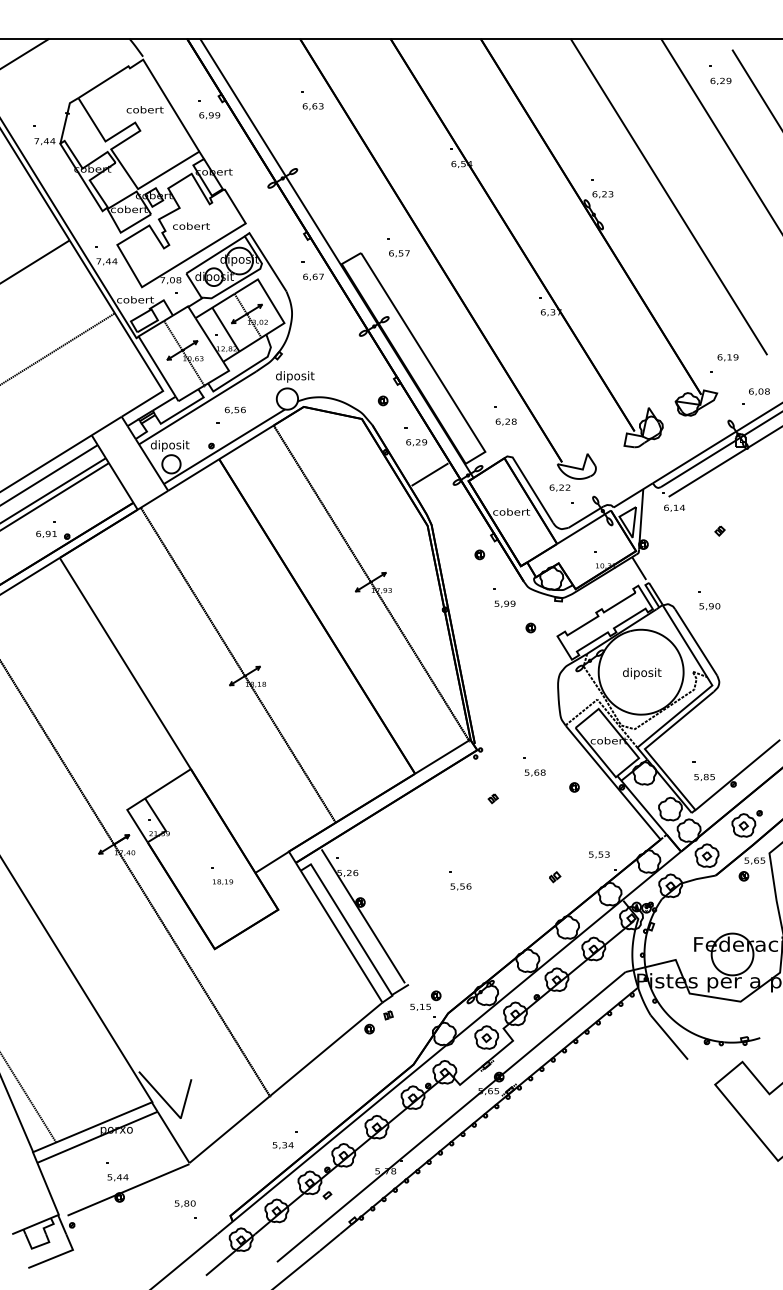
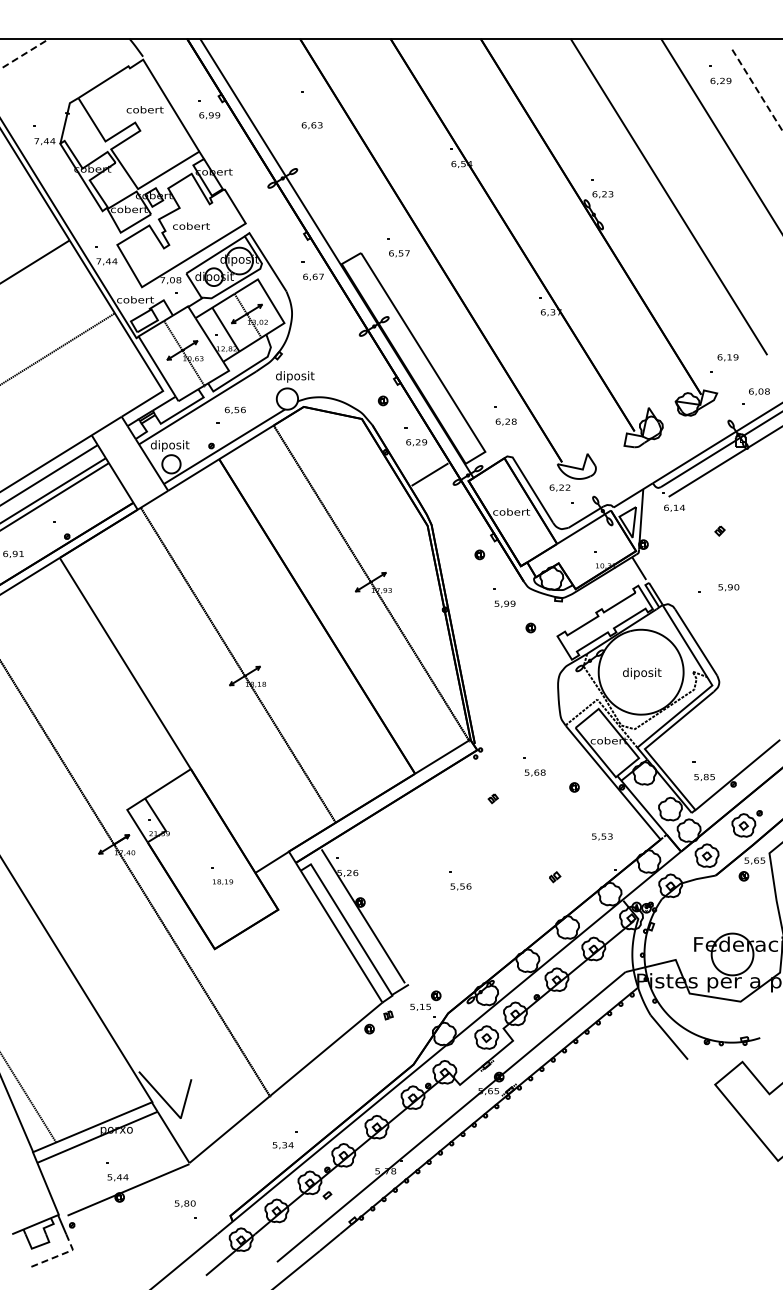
line: solid -> dashed (24, 53)
line: solid -> dashed (757, 90)
text position: (312, 106) -> (311, 125) (311, 125)
text position: (46, 533) -> (13, 553) (13, 553)
text position: (709, 606) -> (728, 587) (728, 587)
text position: (599, 854) -> (602, 836) (602, 836)
line: solid -> dashed (59, 1255)
